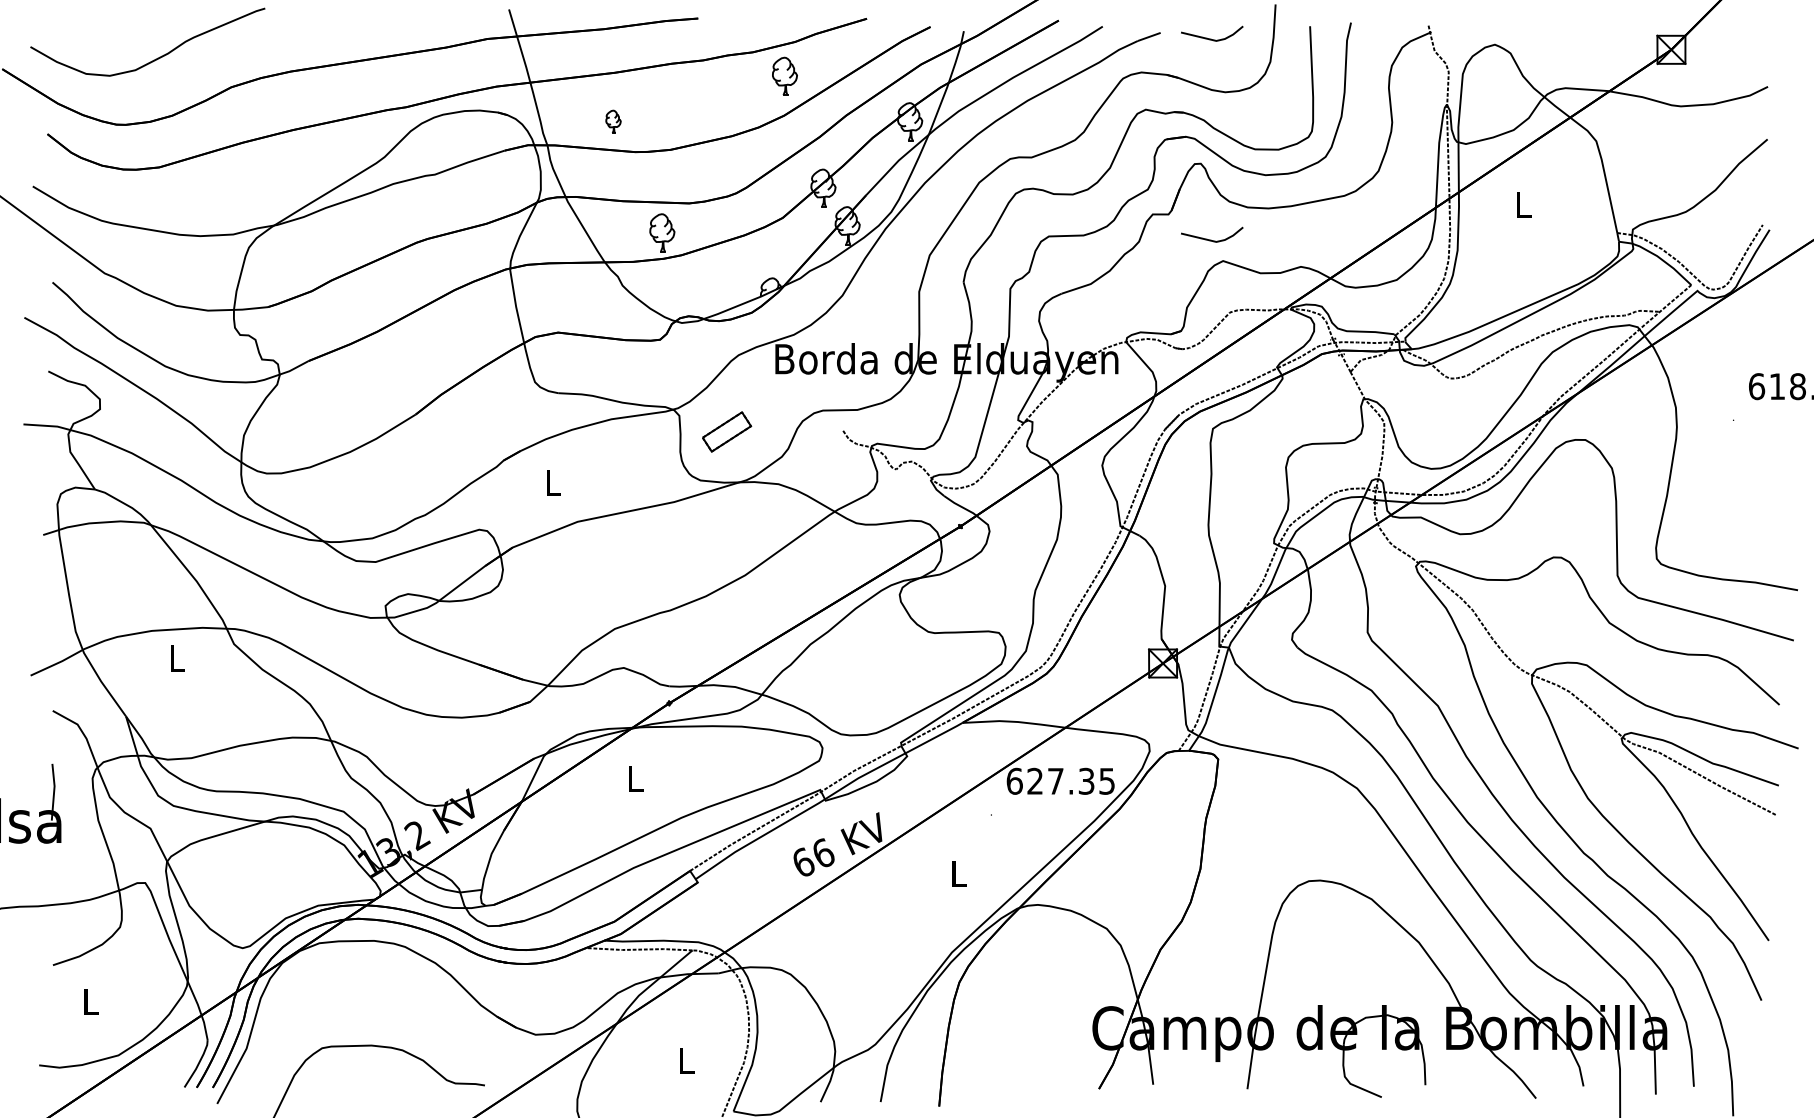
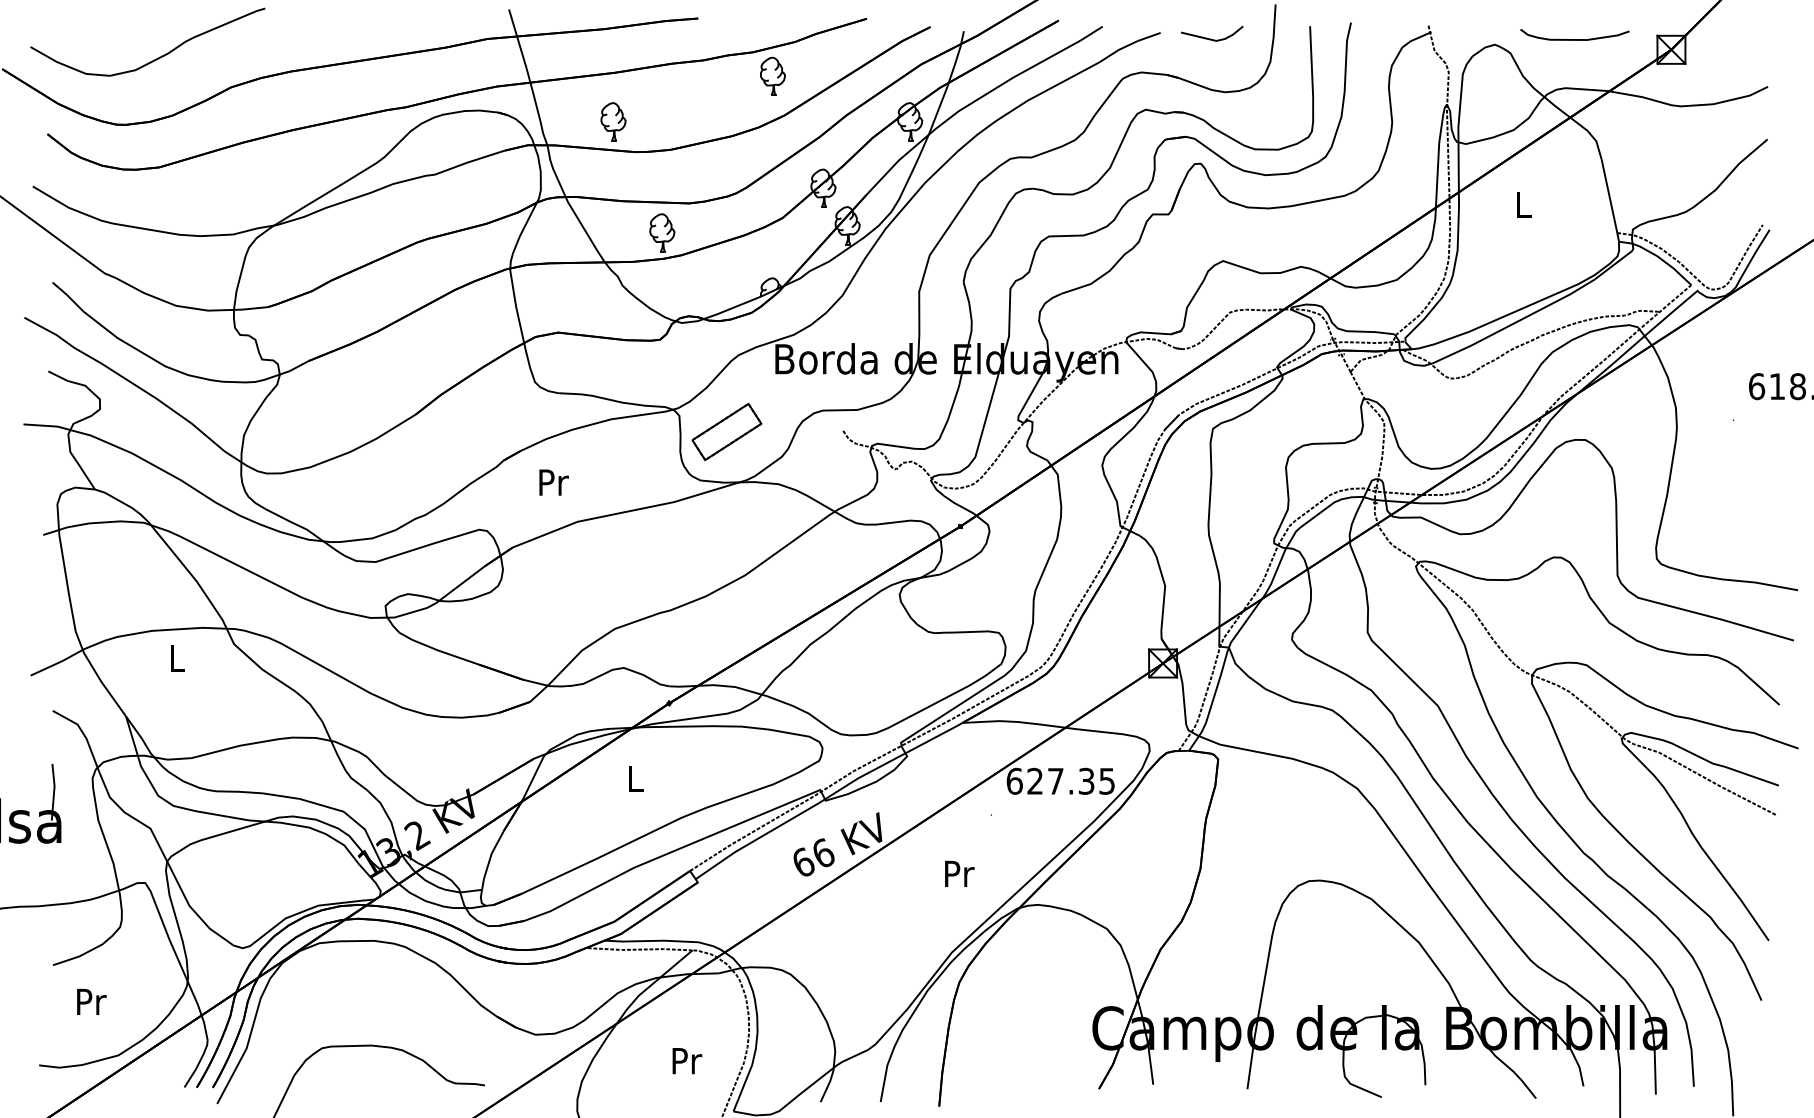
curve: none -> present (1574, 39)
part position: (784, 75) -> (772, 75) (772, 75)
part size: 17x25 px -> 27x40 px (613, 121)
line: present -> none (1211, 239)
part size: 51x42 px -> 72x60 px (726, 431)
text: L -> Pr (553, 482)
text: L -> Pr (959, 873)
text: L -> Pr (91, 1001)
text: L -> Pr (687, 1061)
